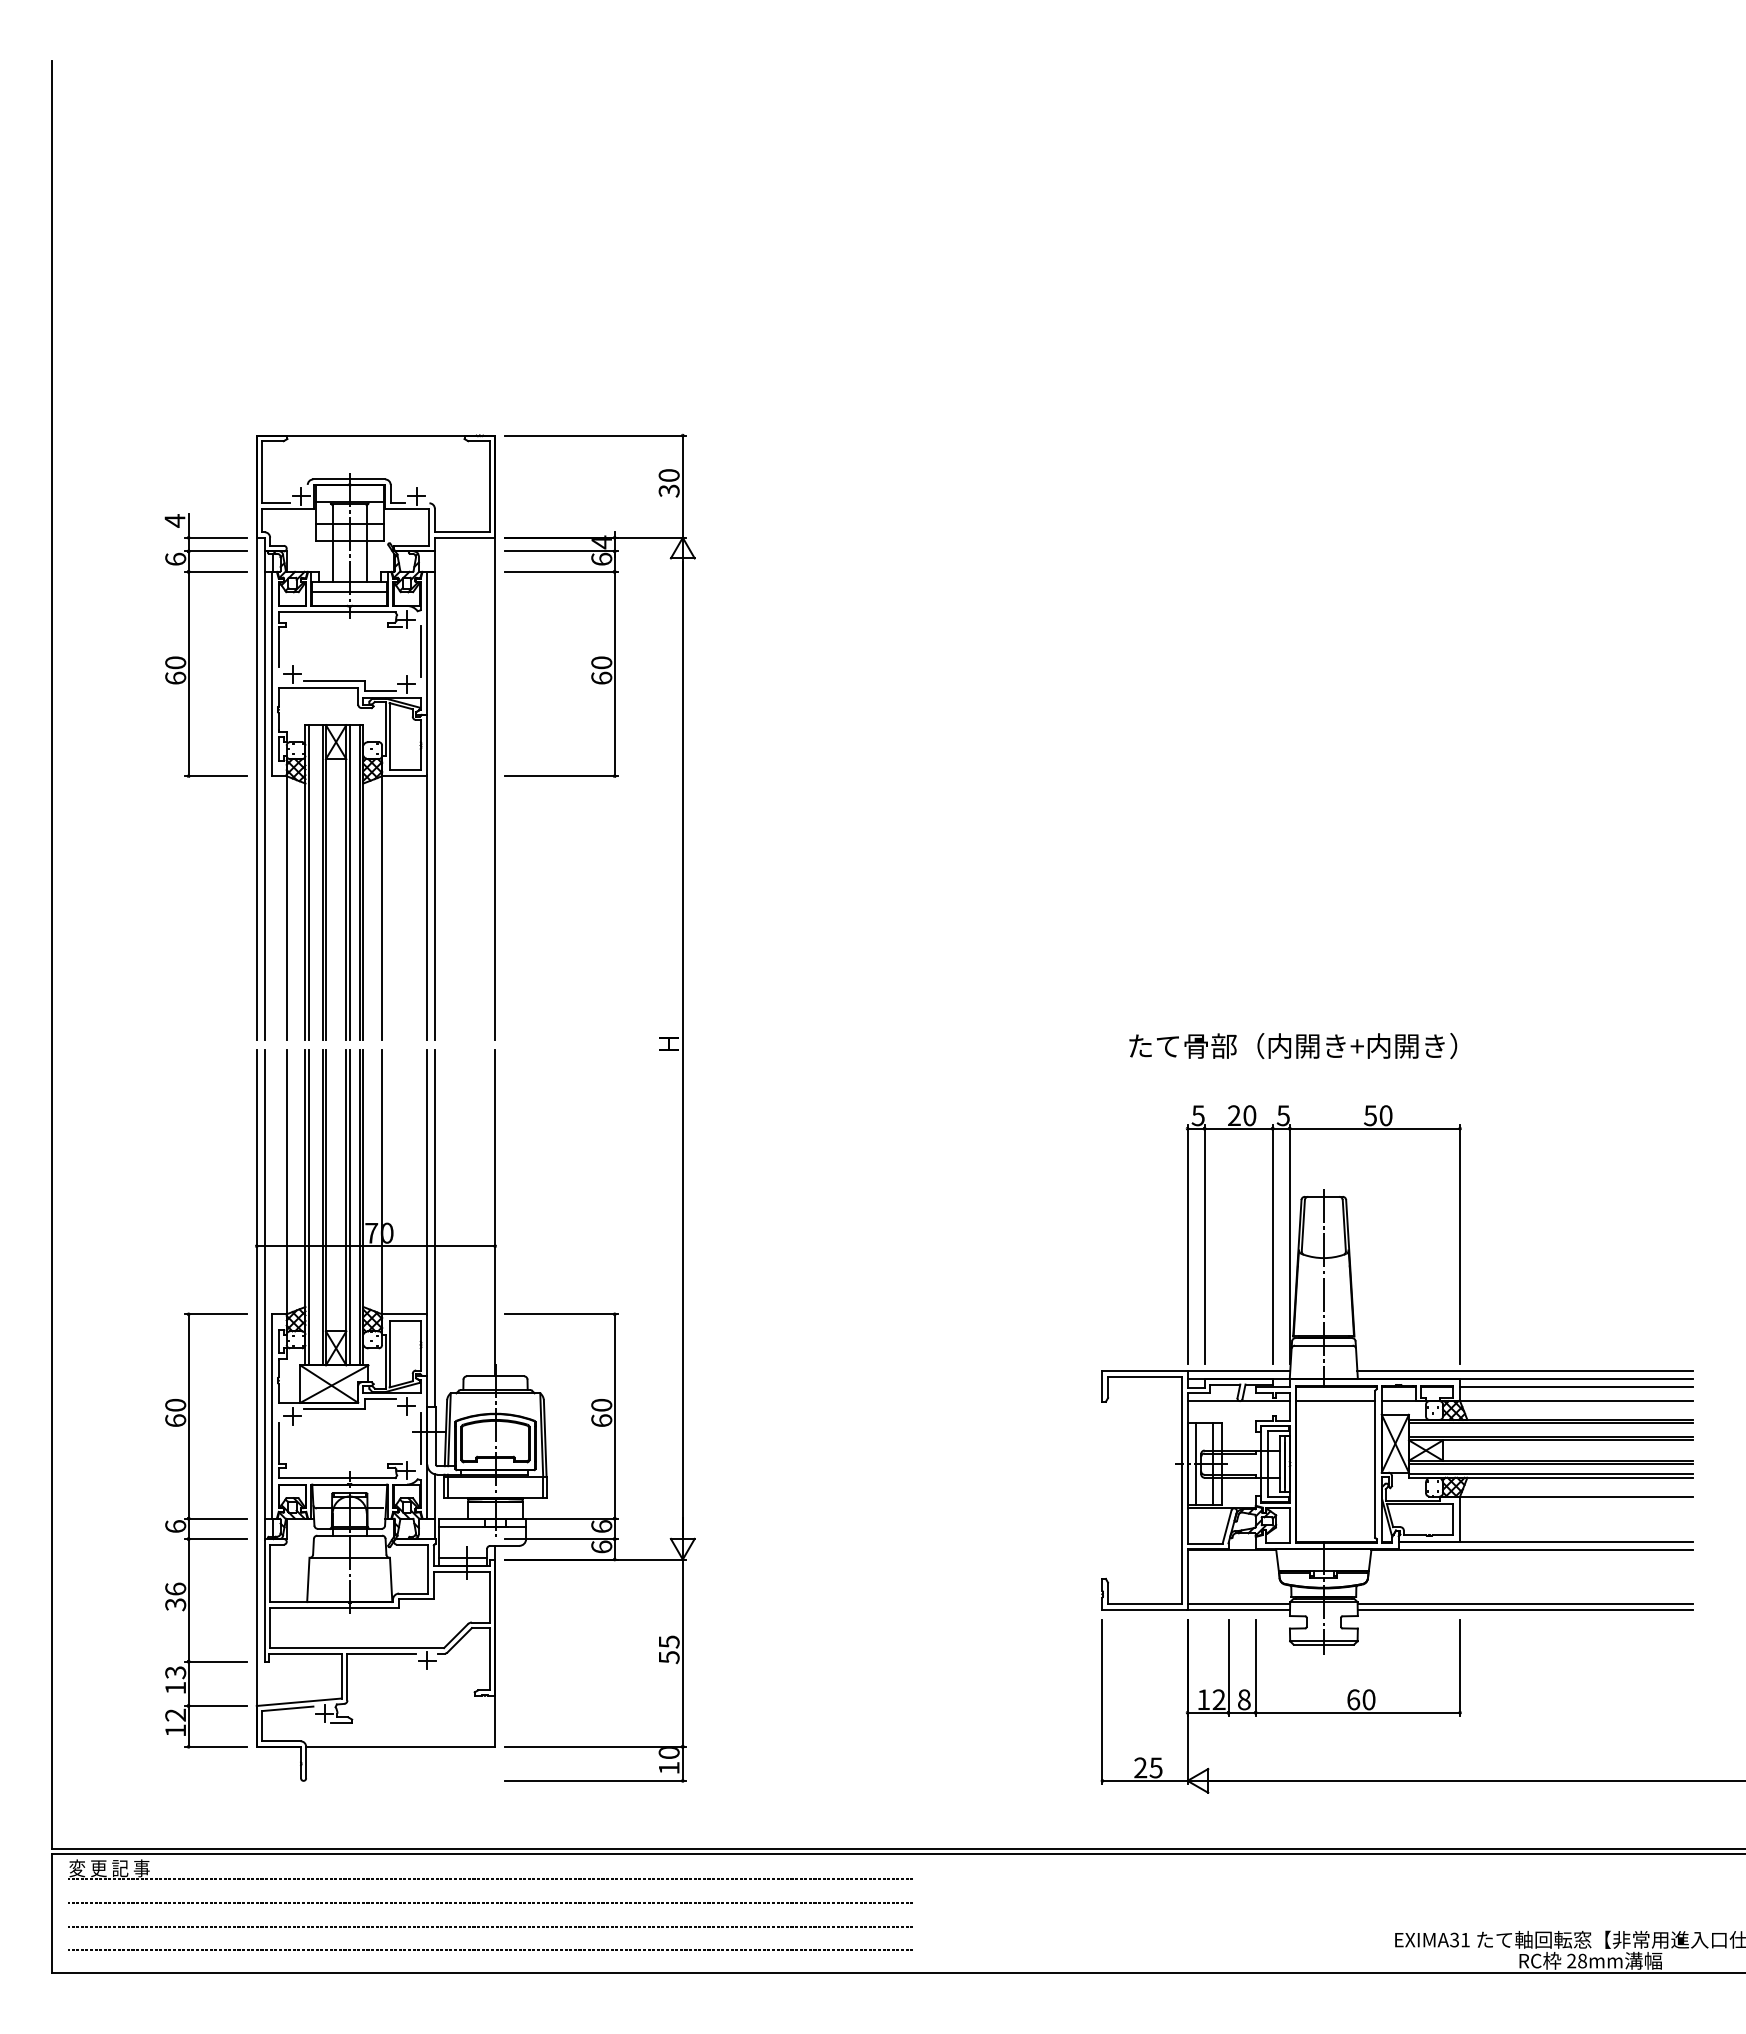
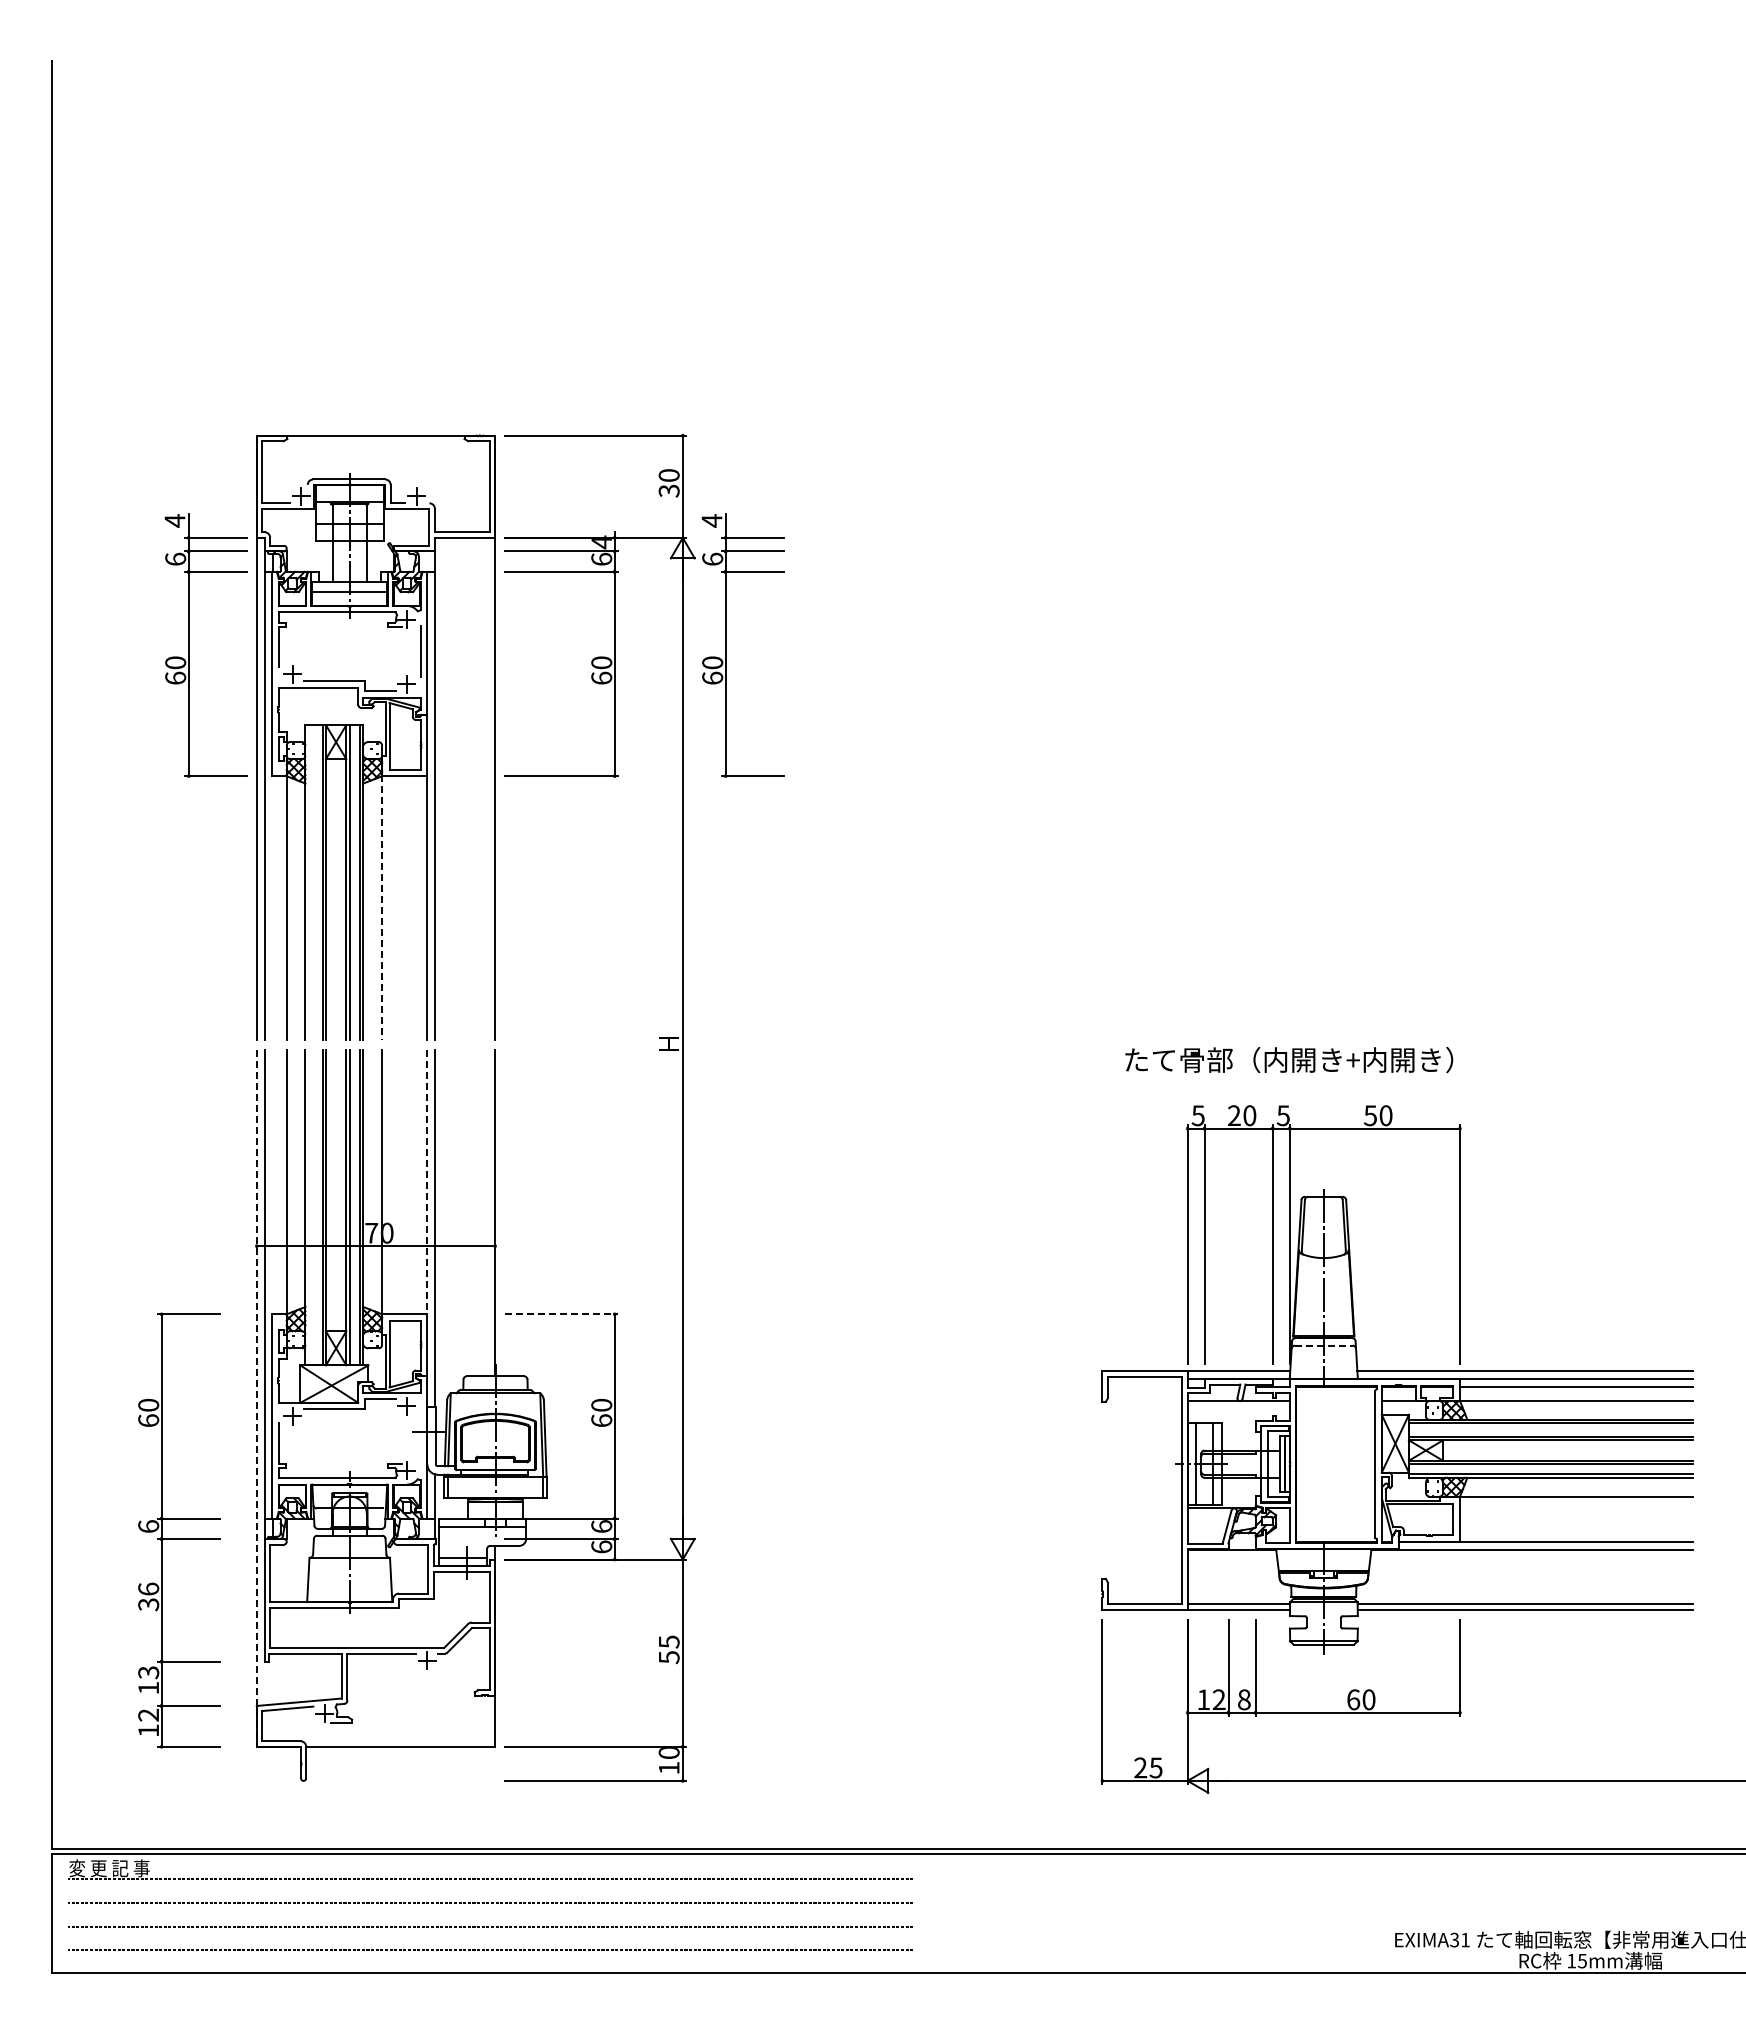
part: none -> present (726, 645)
line: present -> none (308, 882)
line: solid -> dashed (382, 907)
text position: (1293, 1046) -> (1289, 1060) (1289, 1060)
line: solid -> dashed (427, 1183)
line: present -> none (308, 1207)
line: solid -> dashed (562, 1314)
line: solid -> dashed (1323, 1345)
line: solid -> dashed (256, 1399)
line: present -> none (1335, 1401)
line: present -> none (420, 1438)
part position: (206, 1538) -> (179, 1538) (179, 1538)
text: 28mm -> 15mm (1576, 1960)
